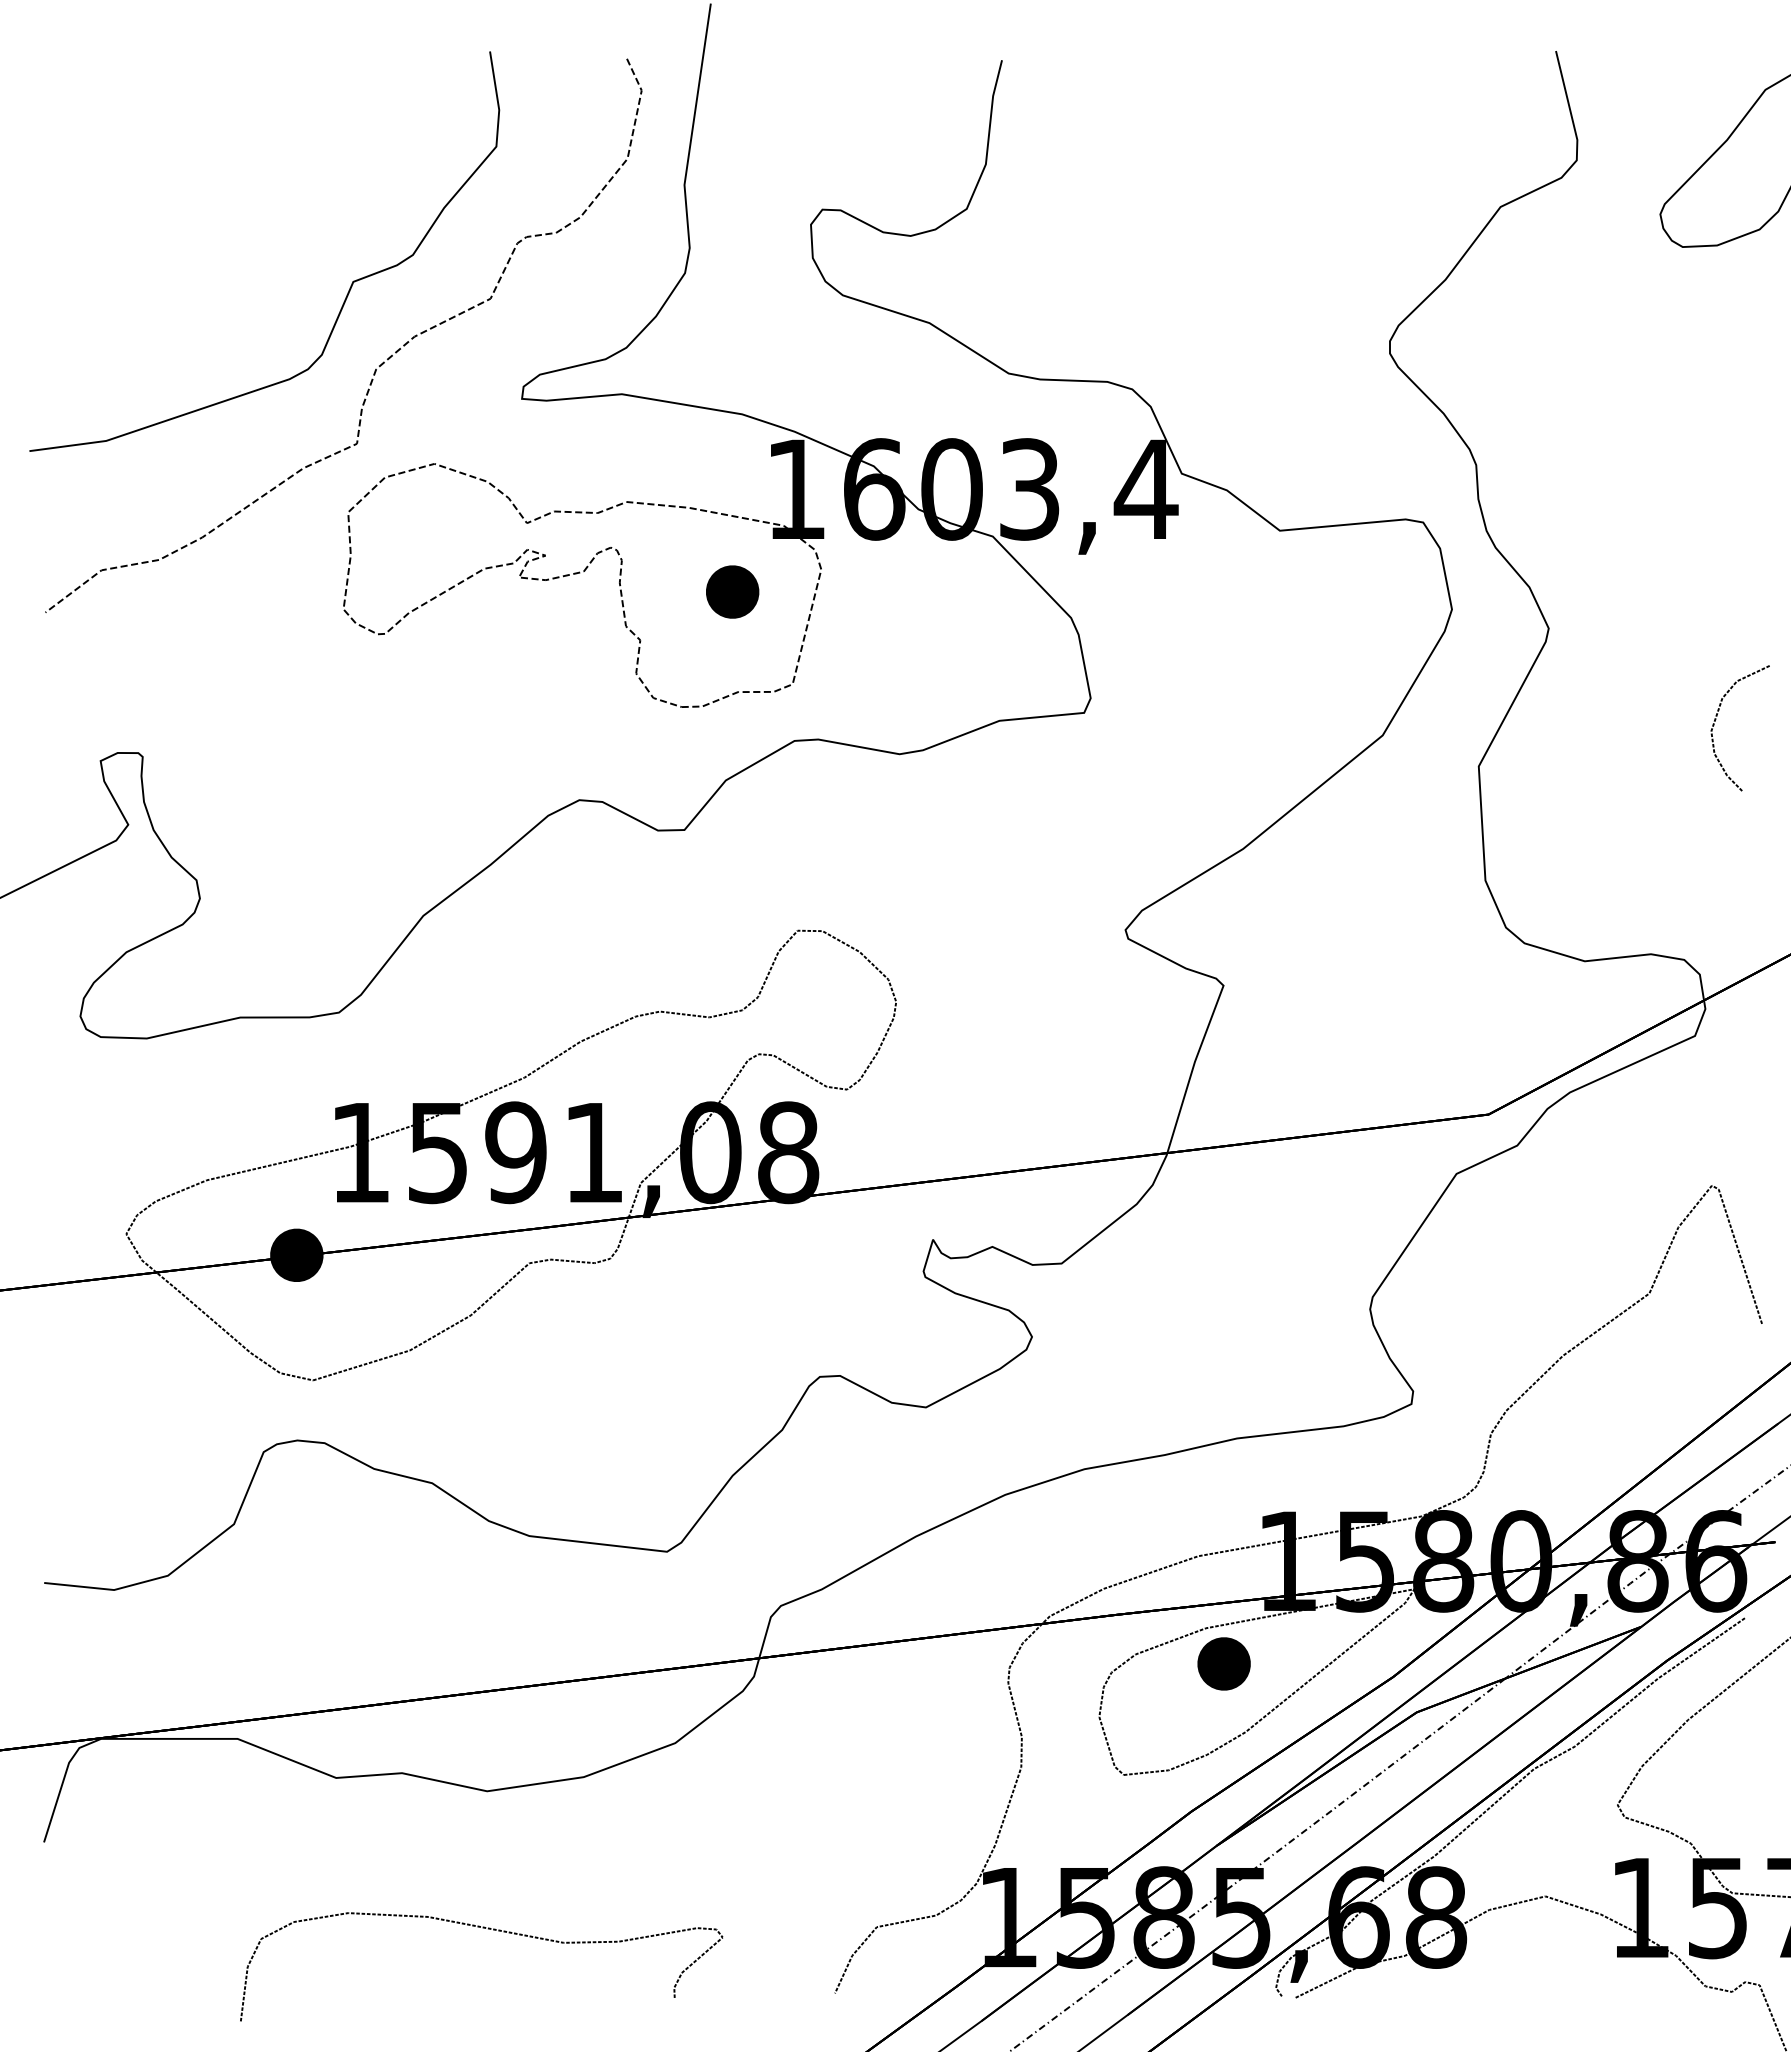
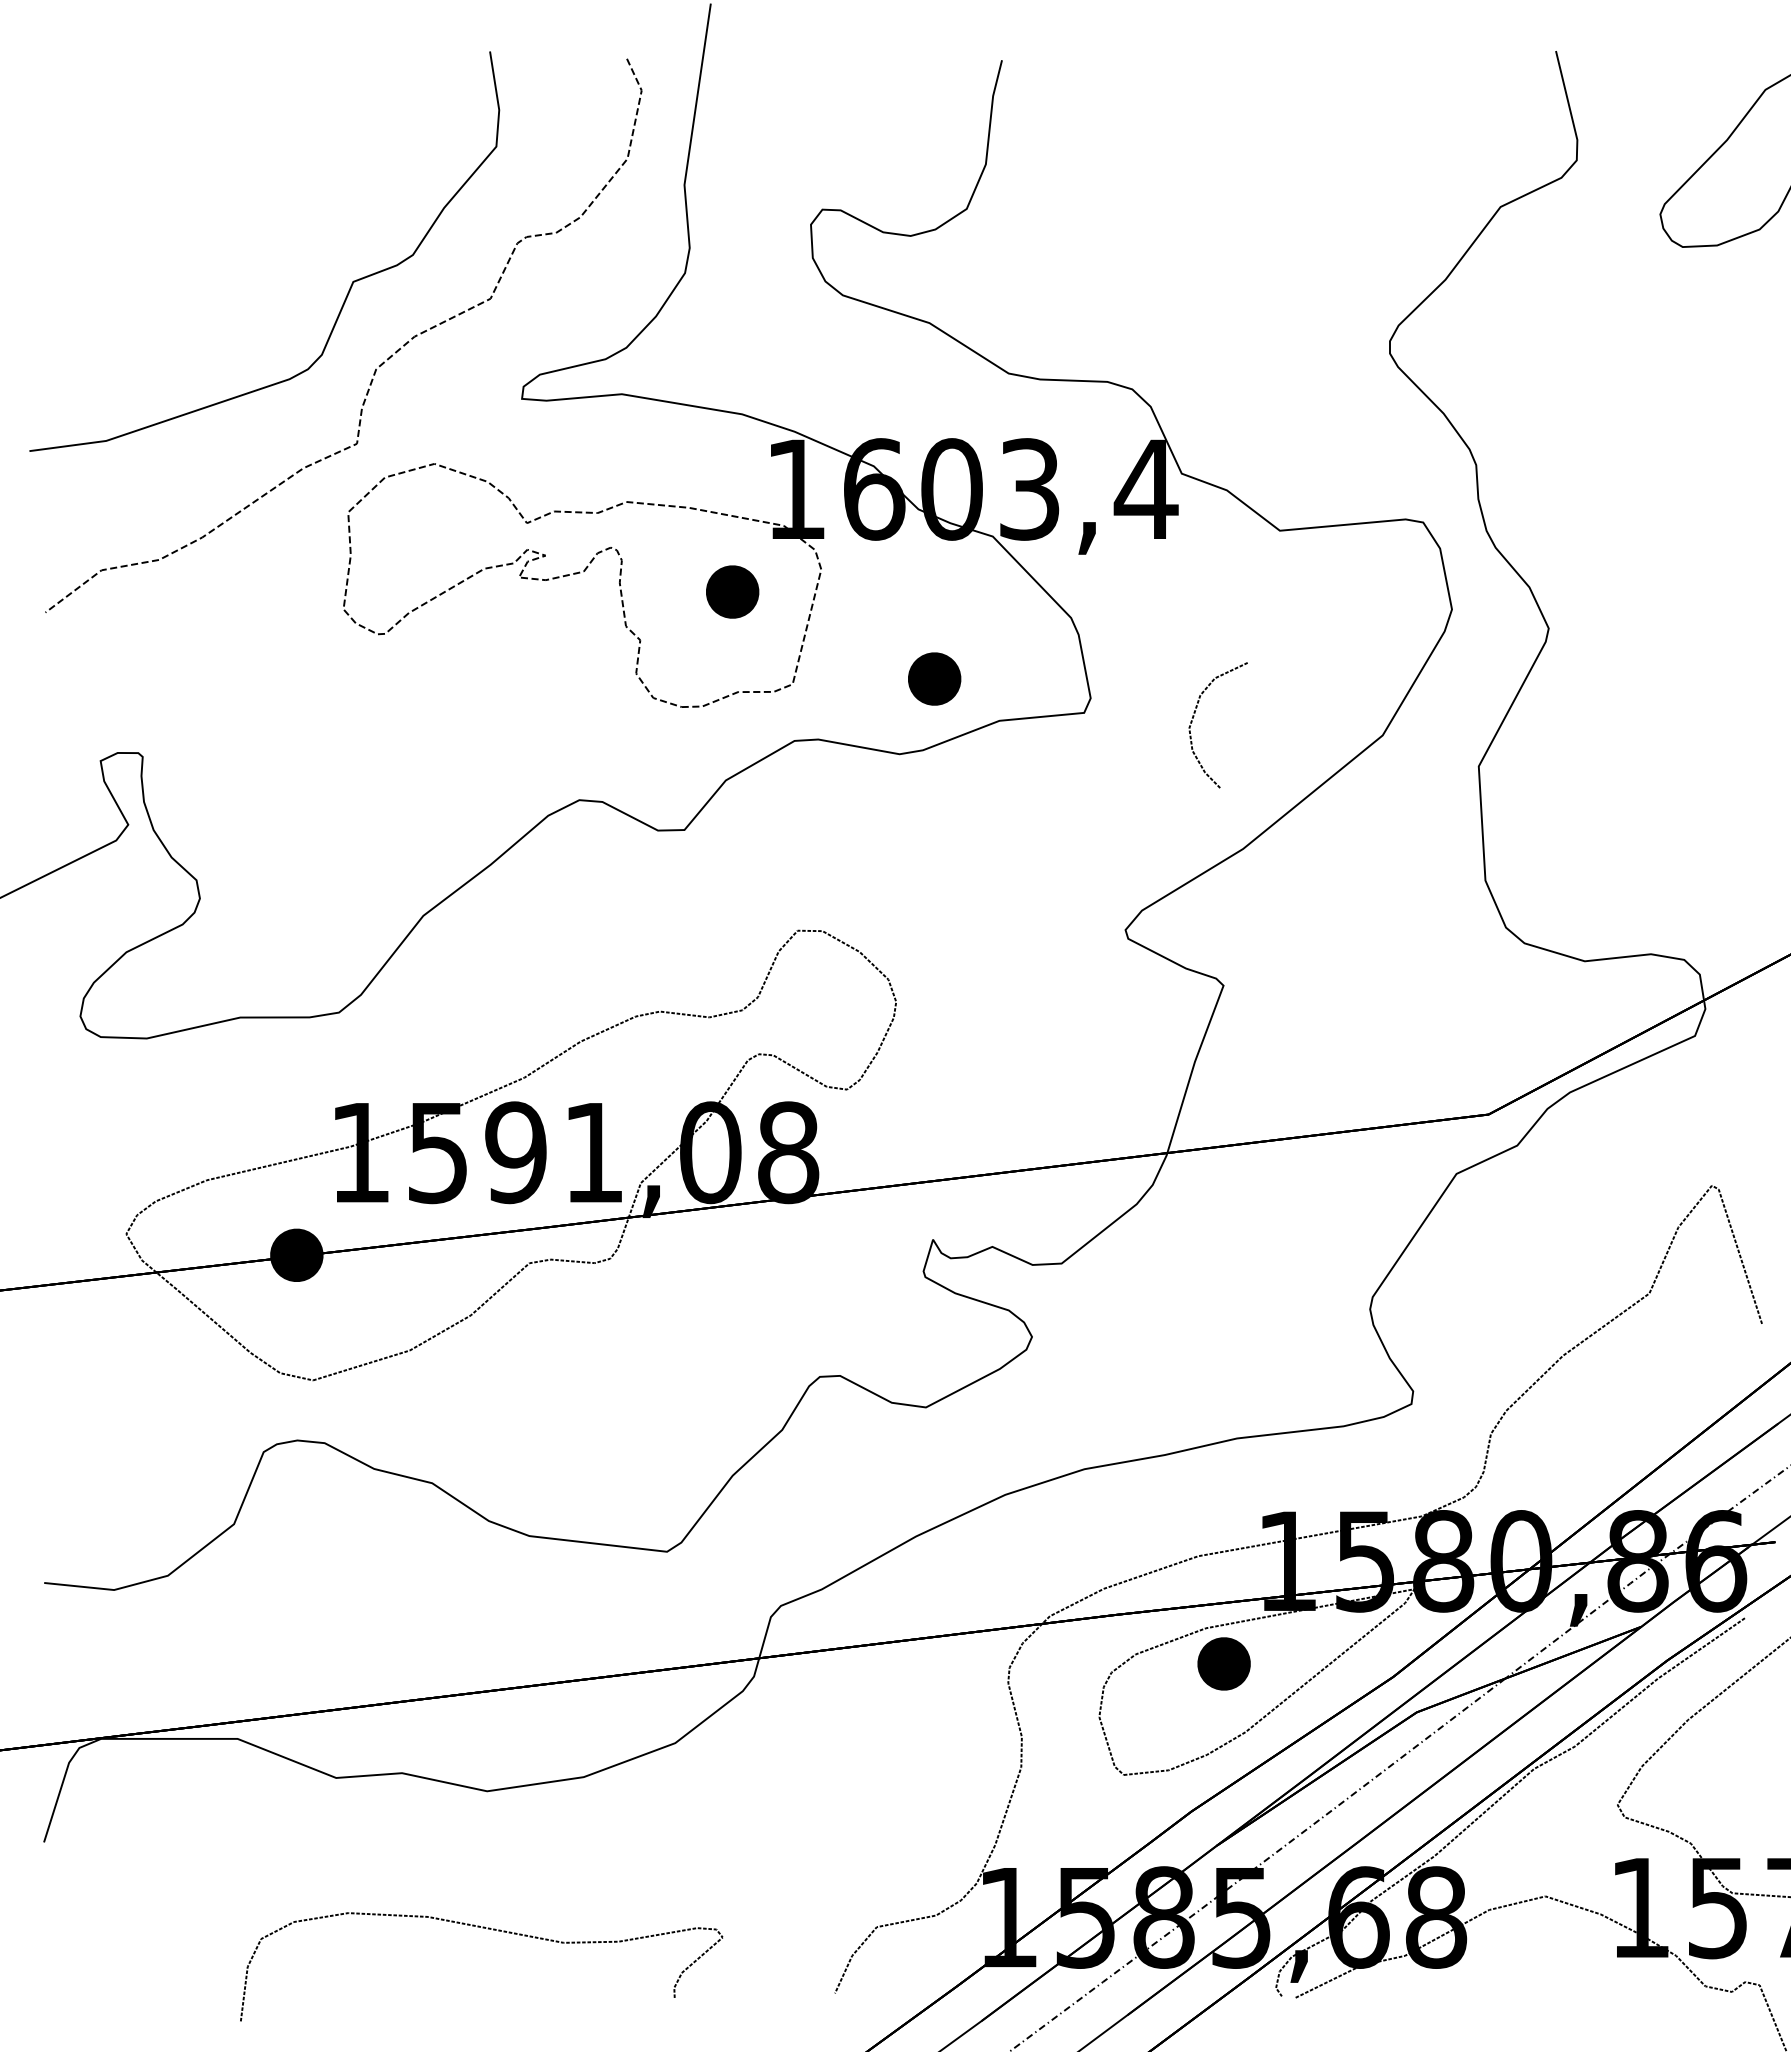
part: none -> present (934, 678)
curve position: (1716, 719) -> (1194, 716) (1194, 716)
